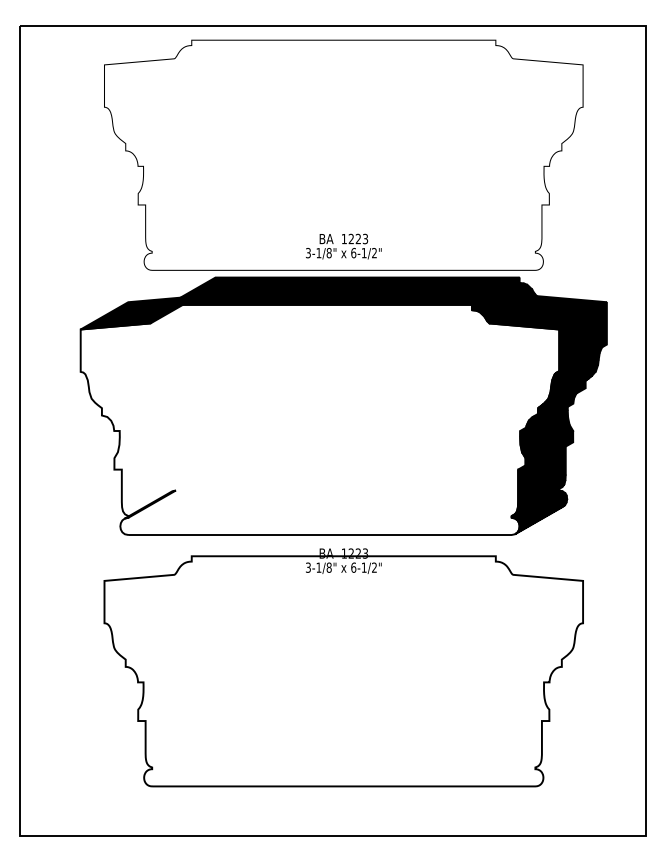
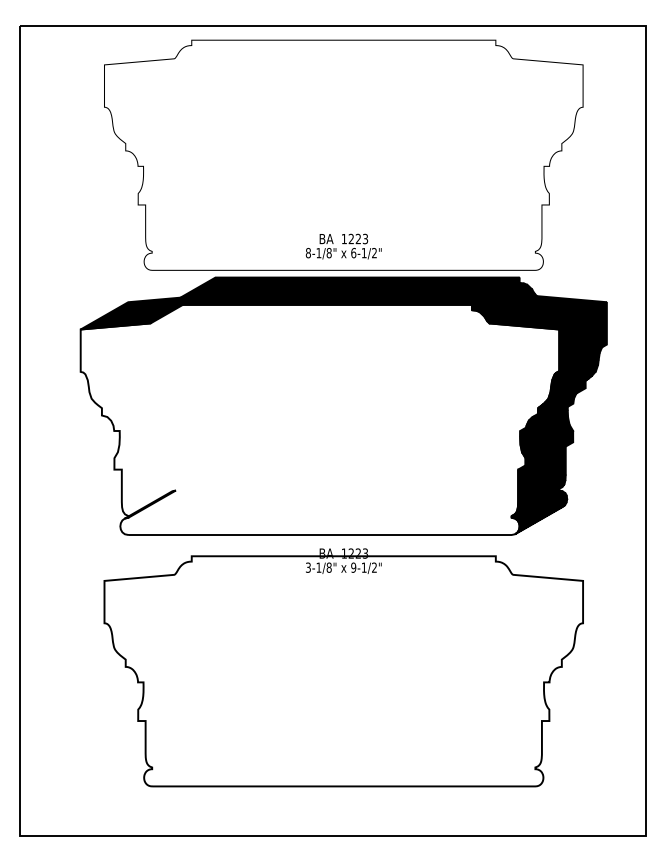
text: 3-1/8" -> 8-1/8" (307, 253)
text: 6-1/2" -> 9-1/2" (353, 567)
